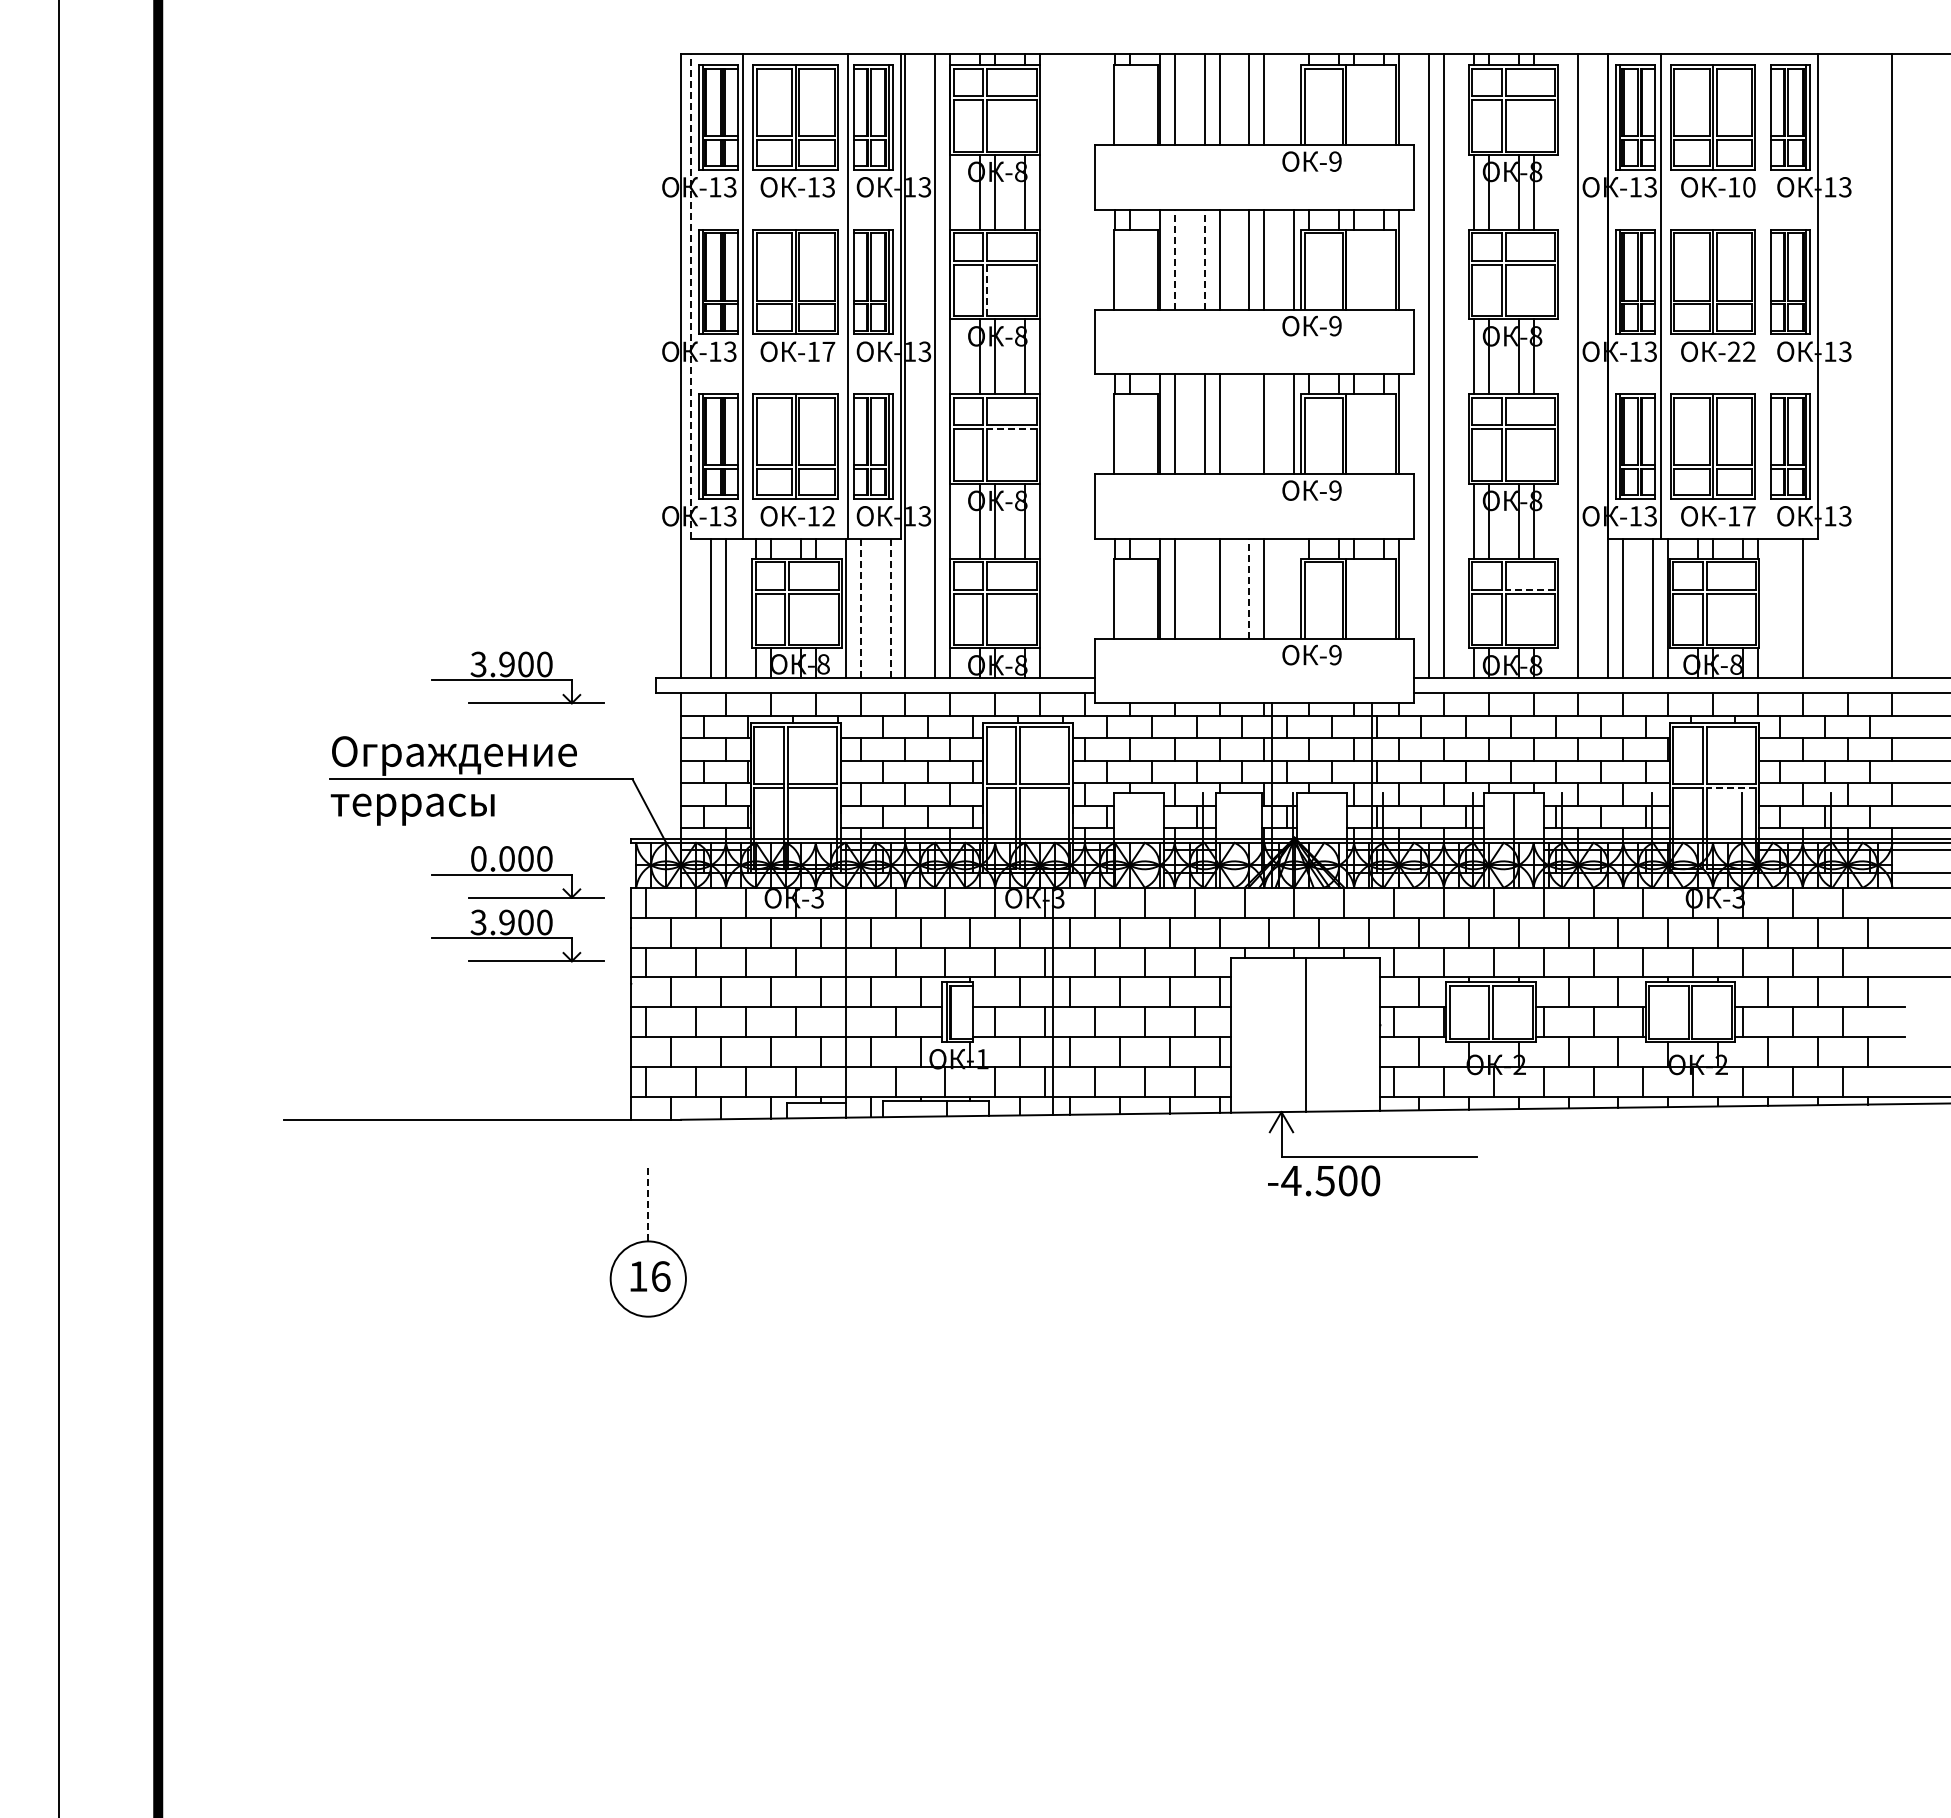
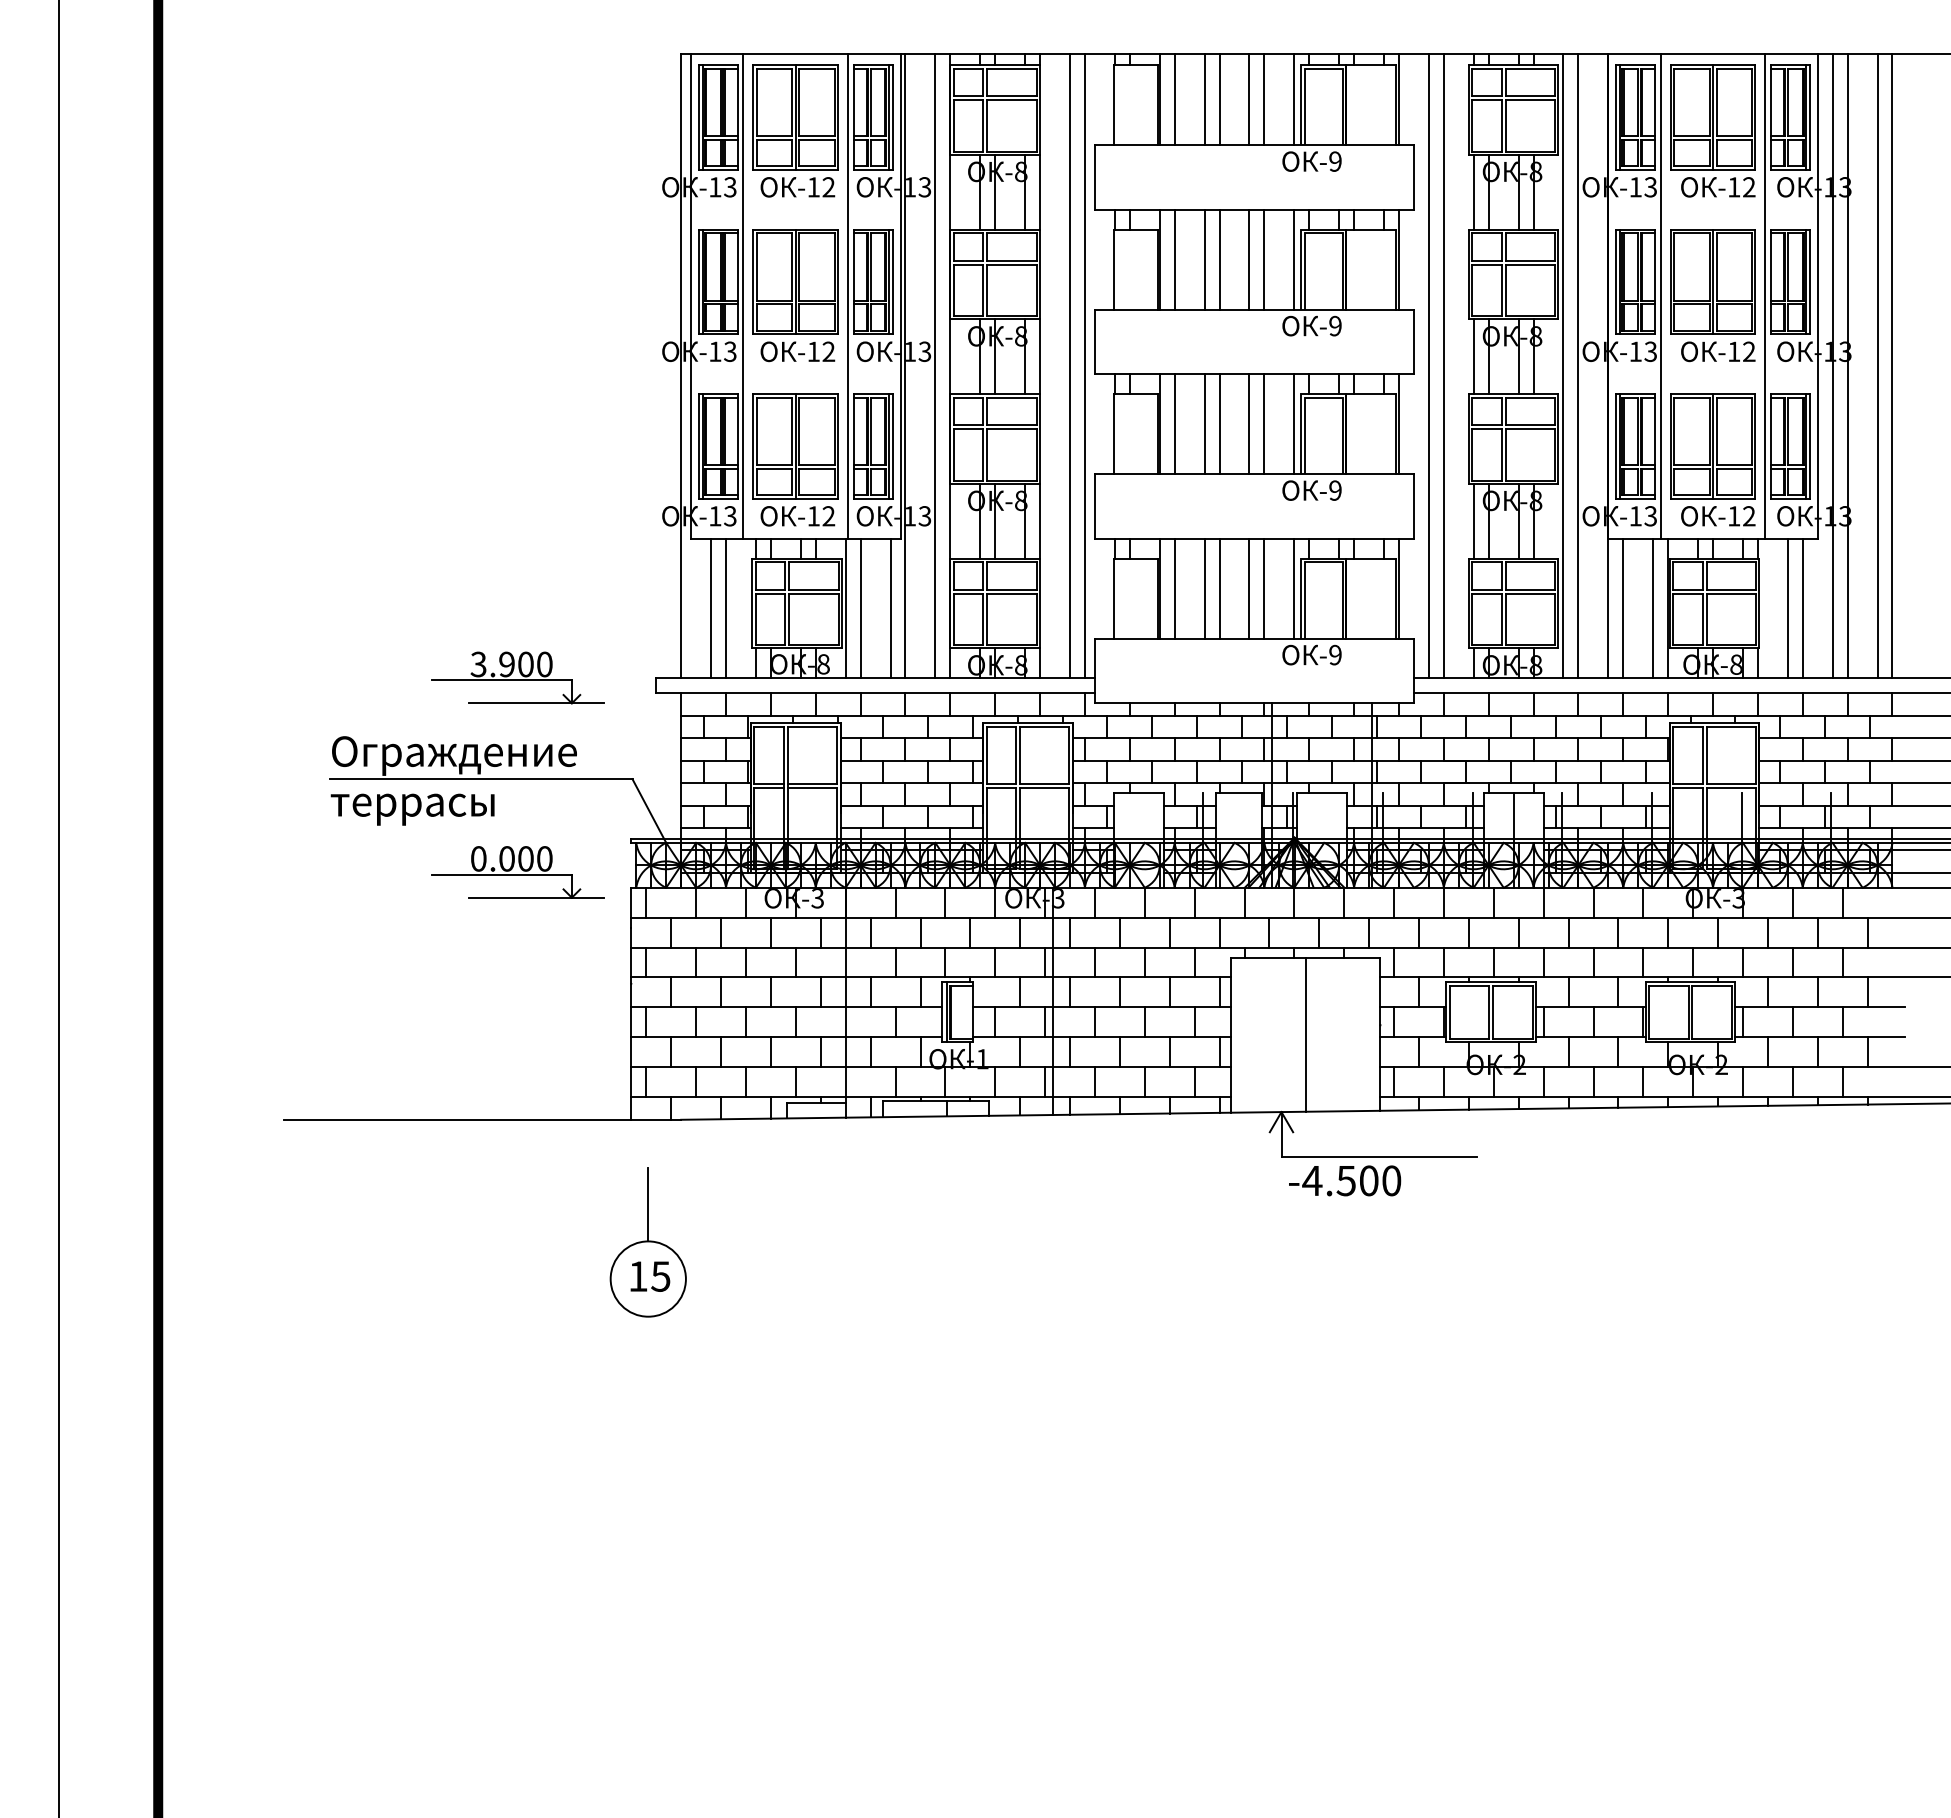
line: none -> present (1294, 99)
text: -13 -> -12 (828, 187)
text: -10 -> -12 (1749, 187)
line: dashed -> solid (1174, 259)
line: dashed -> solid (1204, 259)
line: dashed -> solid (987, 290)
line: dashed -> solid (691, 296)
line: none -> present (1765, 296)
text: -17 -> -12 (828, 351)
text: -22 -> -12 (1734, 351)
line: none -> present (1069, 366)
line: none -> present (1084, 366)
line: none -> present (1563, 366)
line: none -> present (1832, 366)
line: none -> present (1847, 366)
line: none -> present (1877, 366)
line: none -> present (1249, 424)
line: dashed -> solid (1011, 429)
text: -17 -> -12 (1749, 516)
line: none -> present (1204, 588)
line: dashed -> solid (1249, 588)
line: none -> present (1294, 588)
line: dashed -> solid (1530, 589)
line: dashed -> solid (860, 608)
line: dashed -> solid (890, 608)
line: none -> present (1787, 608)
line: dashed -> solid (1731, 788)
part: present -> none (517, 935)
text position: (1324, 1180) -> (1345, 1180) (1345, 1180)
line: dashed -> solid (648, 1204)
text: 16 -> 15 (660, 1276)
